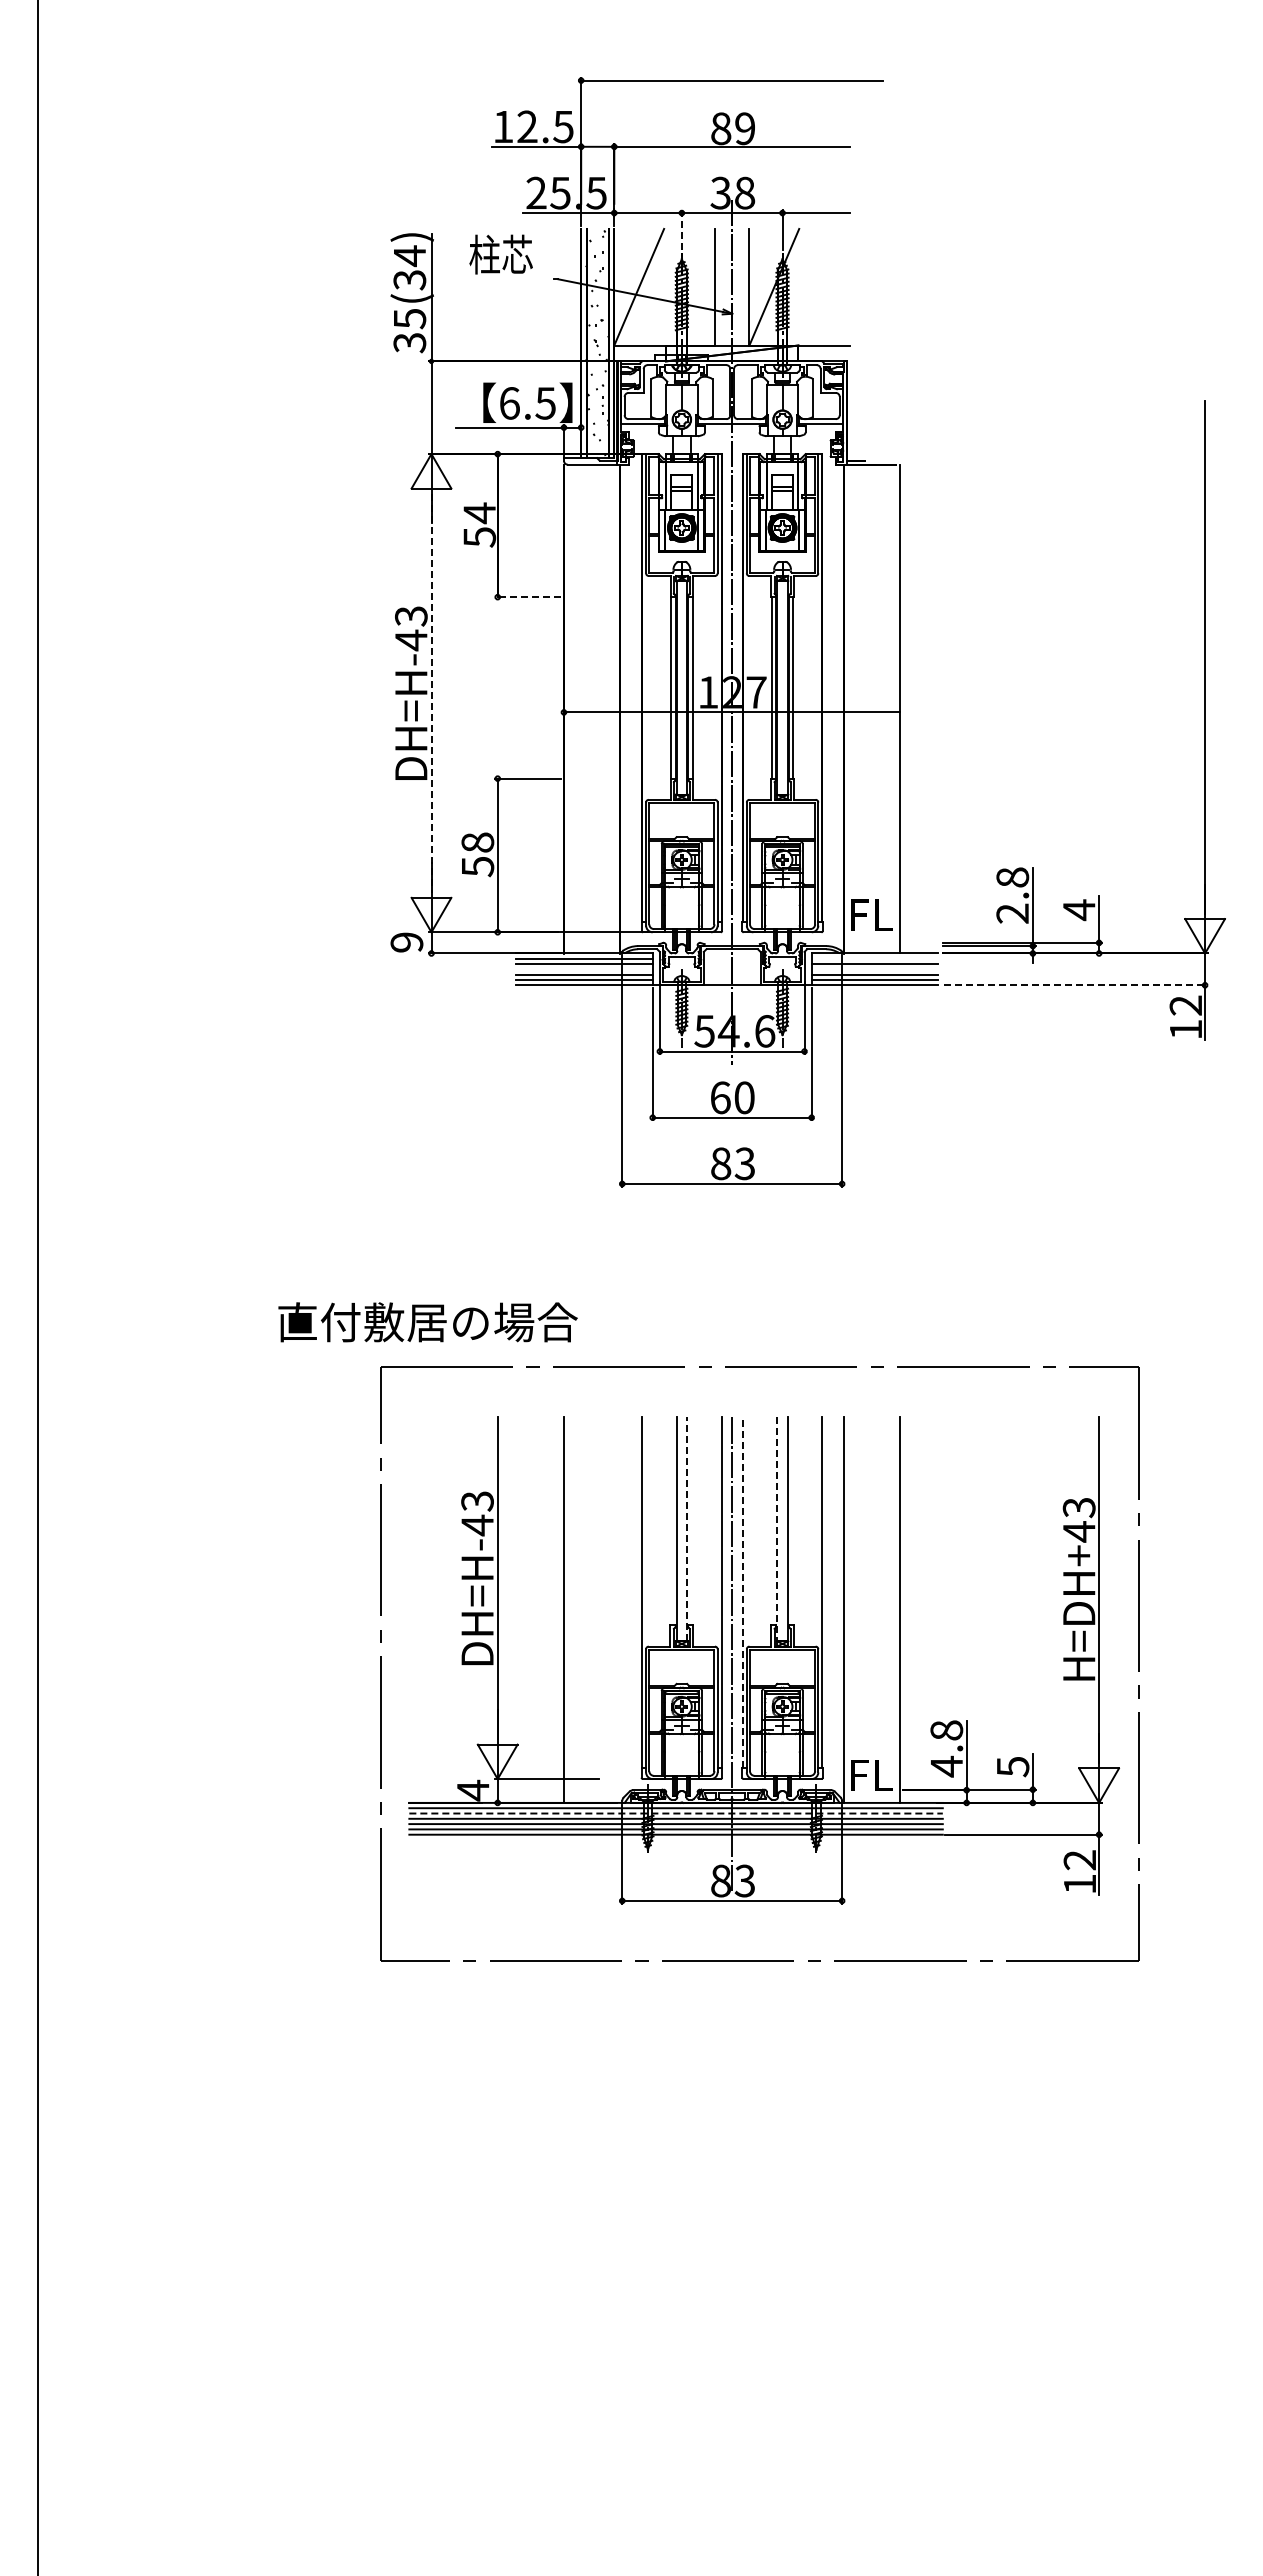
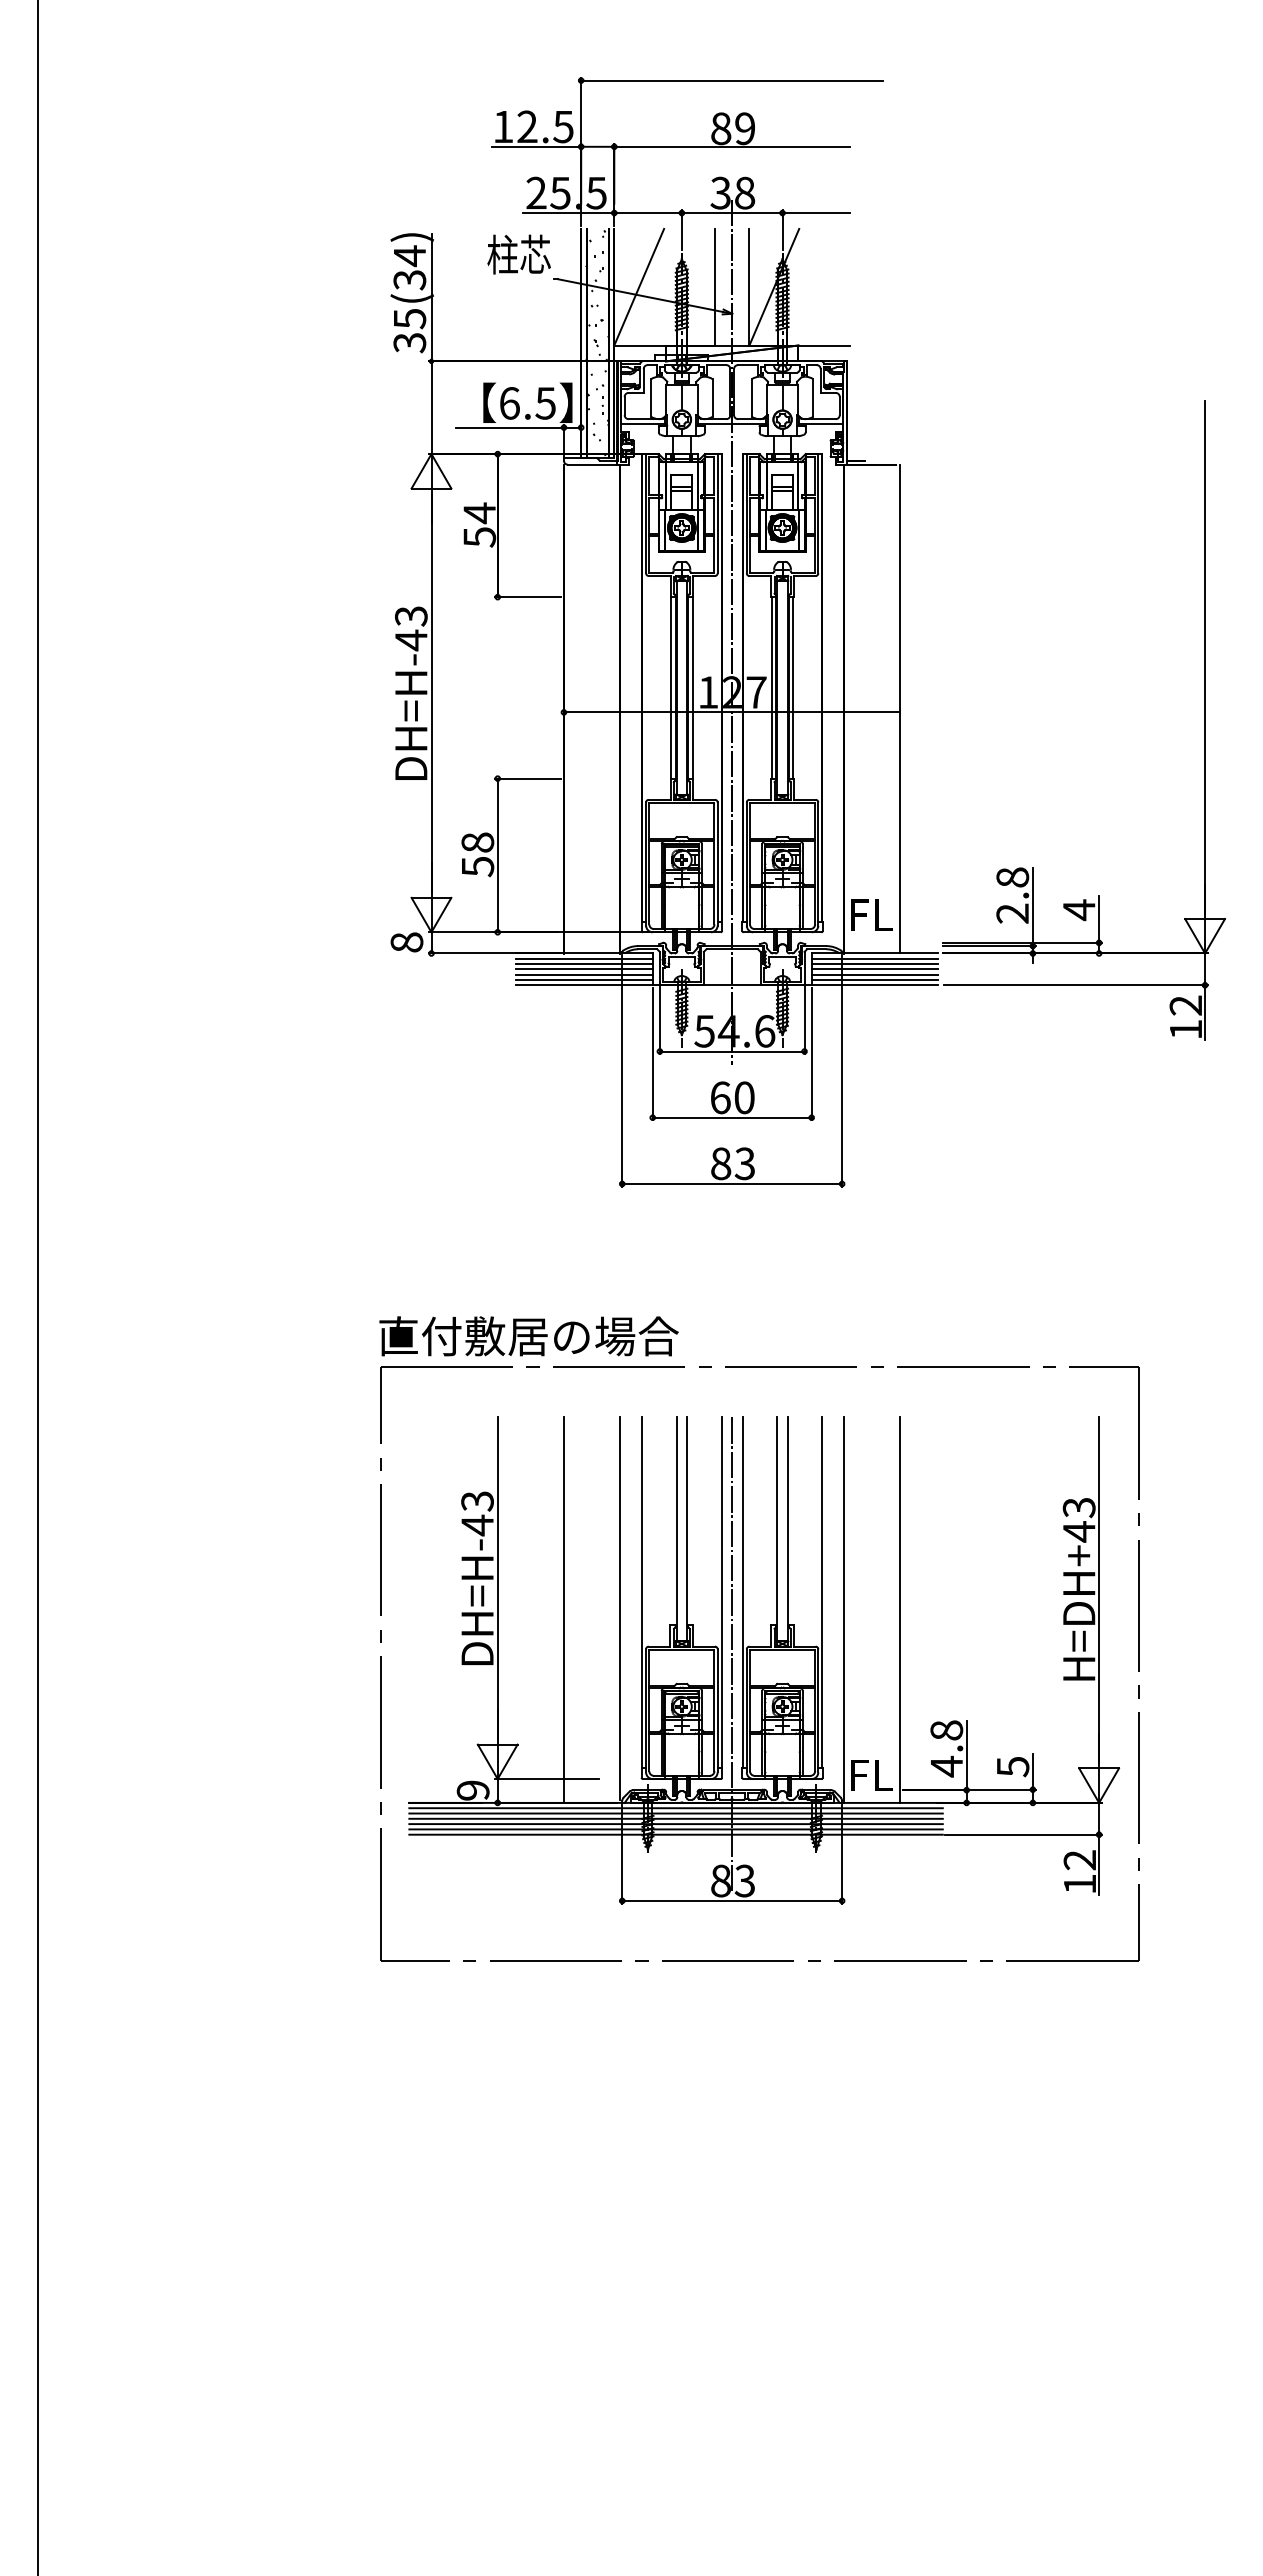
line: dashed -> solid (681, 230)
text position: (500, 254) -> (518, 254) (518, 254)
line: dashed -> solid (527, 597)
line: dashed -> solid (431, 693)
text: 9 -> 8 (406, 942)
line: none -> present (874, 958)
line: none -> present (584, 969)
line: none -> present (874, 969)
line: dashed -> solid (1075, 985)
text position: (427, 1322) -> (528, 1336) (528, 1336)
line: dashed -> solid (687, 1528)
line: dashed -> solid (777, 1529)
line: dashed -> solid (742, 1592)
line: none -> present (620, 1608)
text: 4 -> 9 (472, 1790)
line: dashed -> solid (676, 1813)
